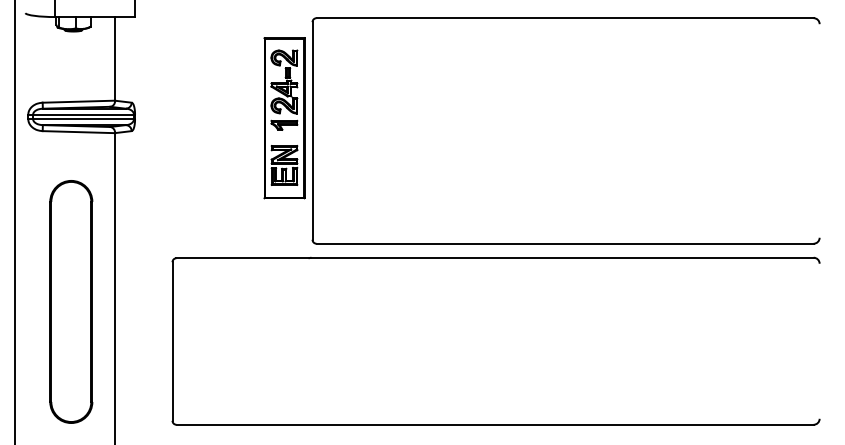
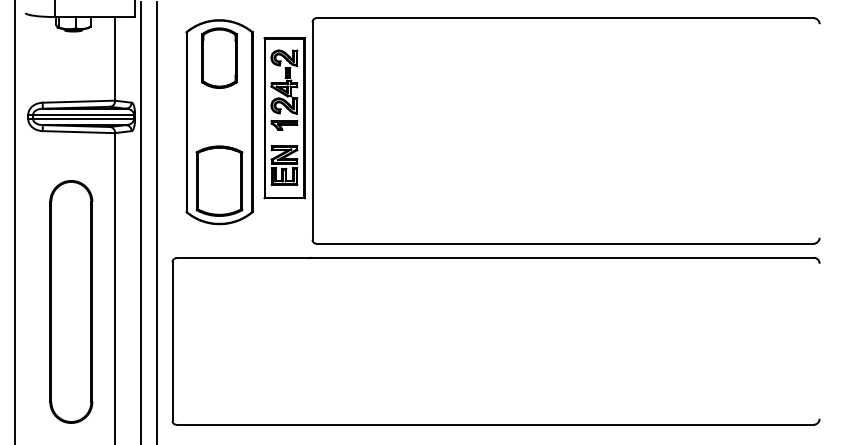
part: none -> present (219, 122)
line: none -> present (140, 221)
line: none -> present (156, 221)
